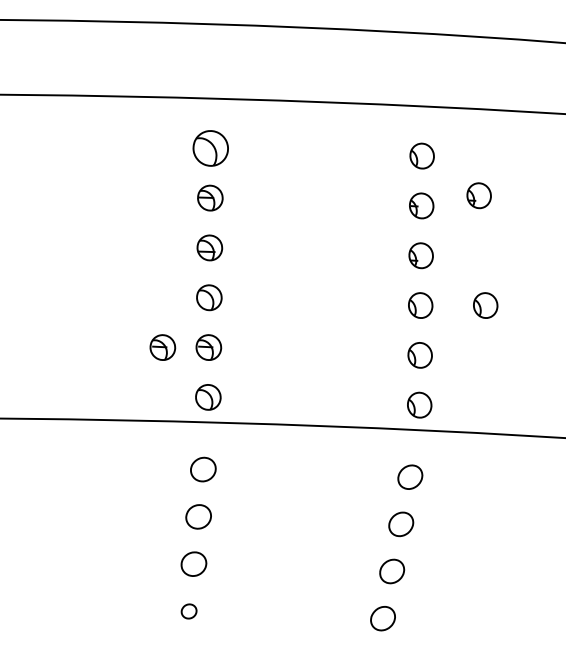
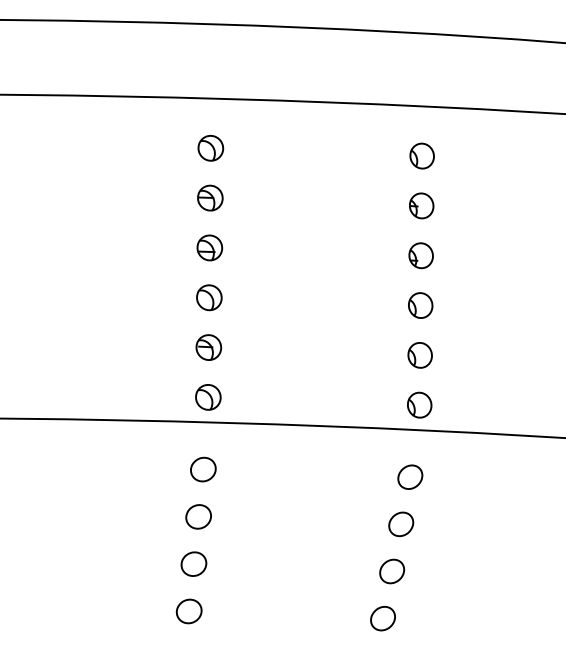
part size: 37x37 px -> 28x28 px (210, 147)
part: present -> none (478, 195)
part: present -> none (485, 305)
part: present -> none (162, 347)
part size: 18x17 px -> 28x27 px (188, 611)
